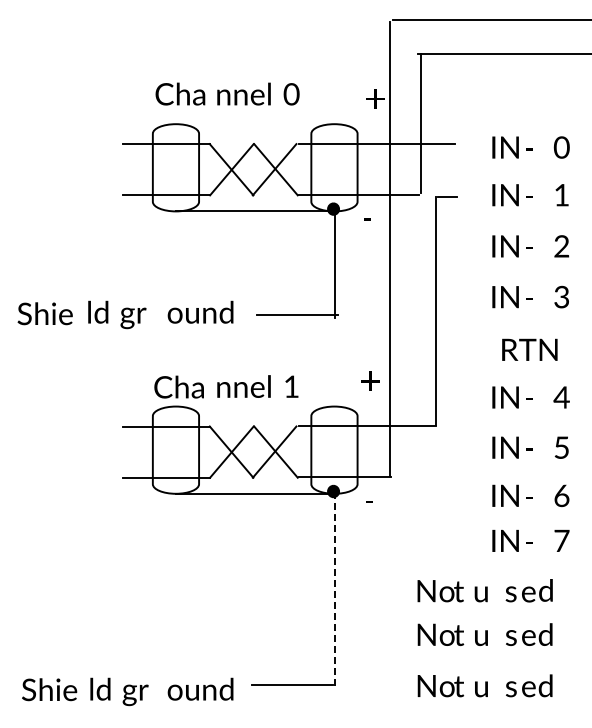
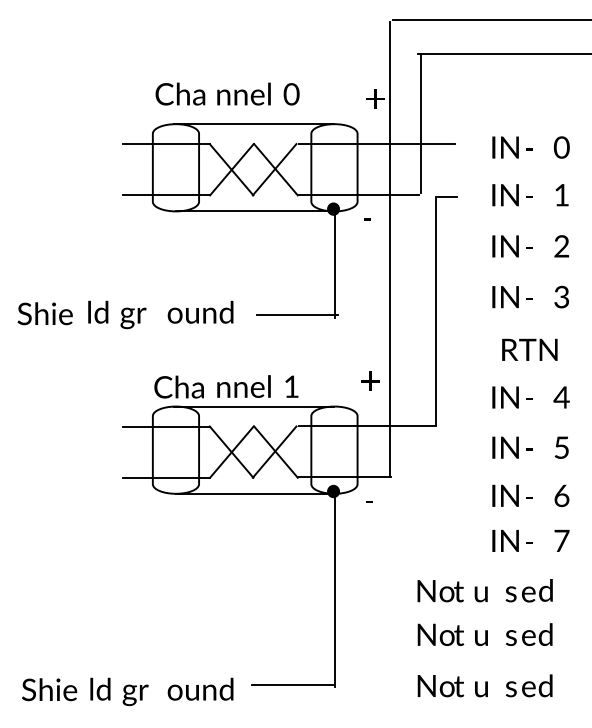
line: none -> present (253, 124)
line: none -> present (253, 406)
line: dashed -> solid (335, 589)
